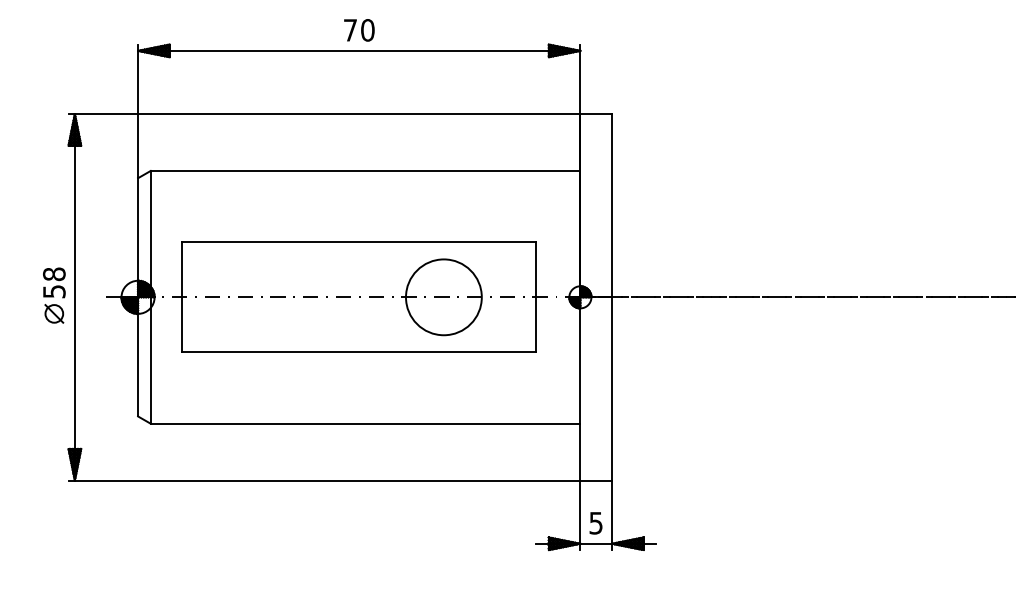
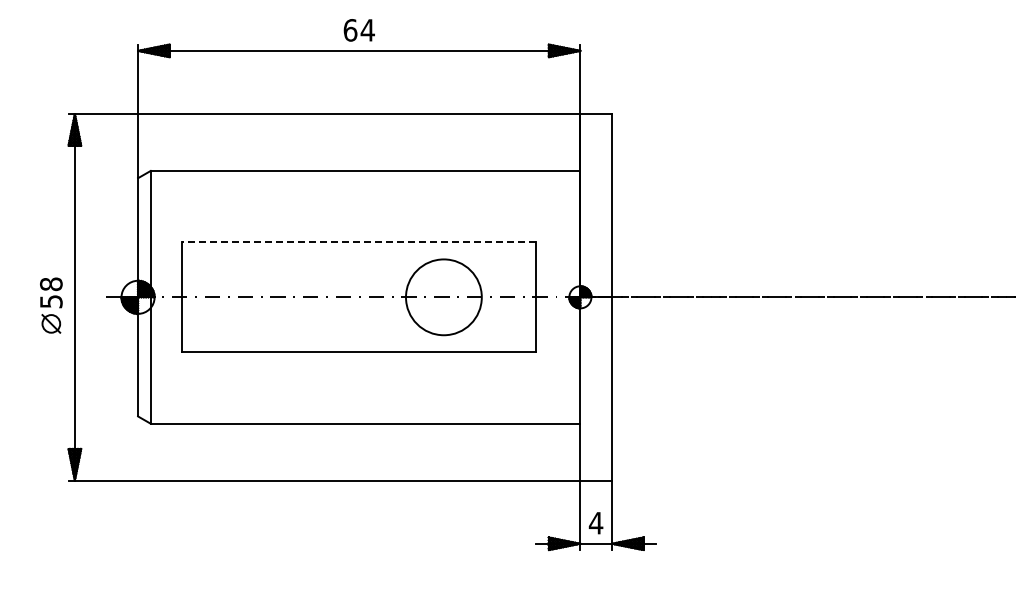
text: 70 -> 64 (358, 30)
line: solid -> dashed (359, 242)
part position: (54, 295) -> (51, 305) (51, 305)
text: 5 -> 4 (595, 523)
